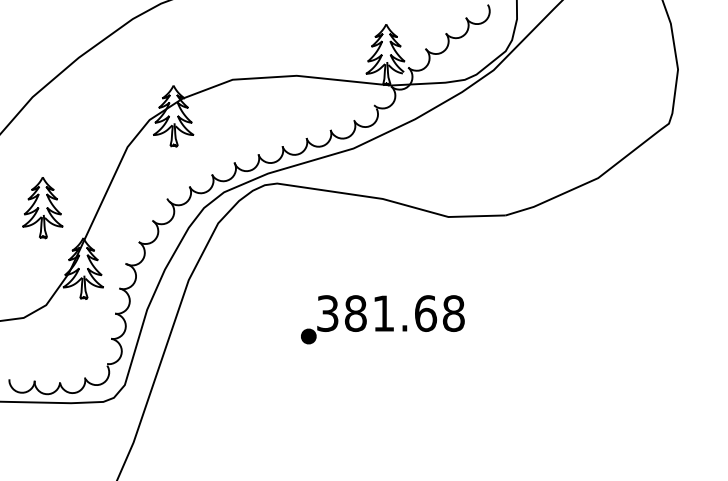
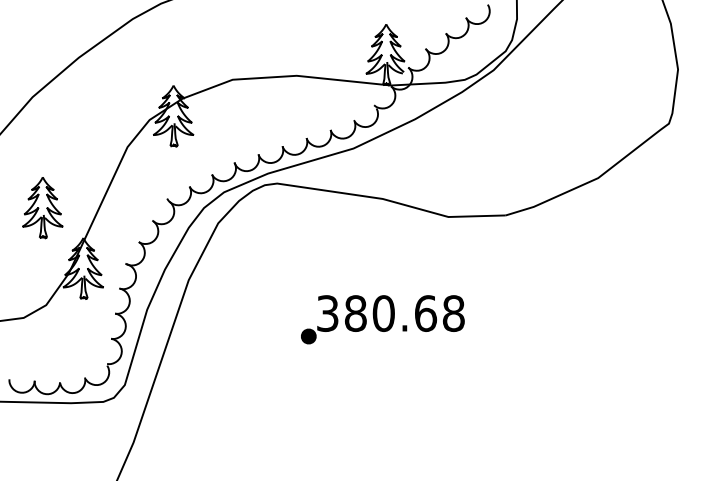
text: 381.68 -> 380.68 (383, 313)
